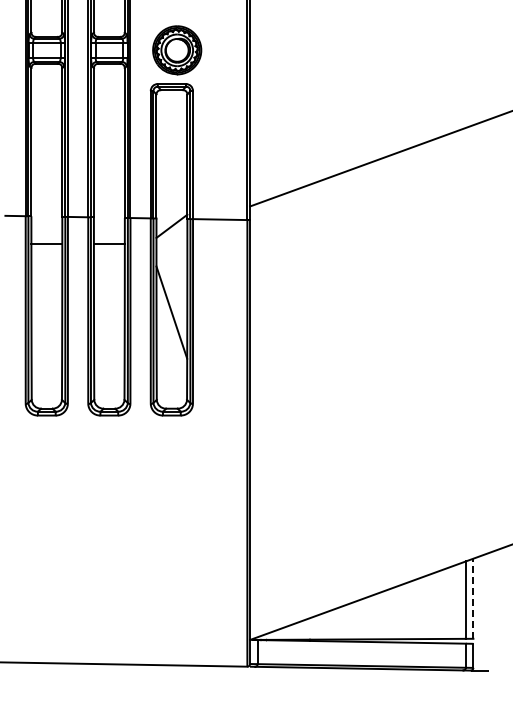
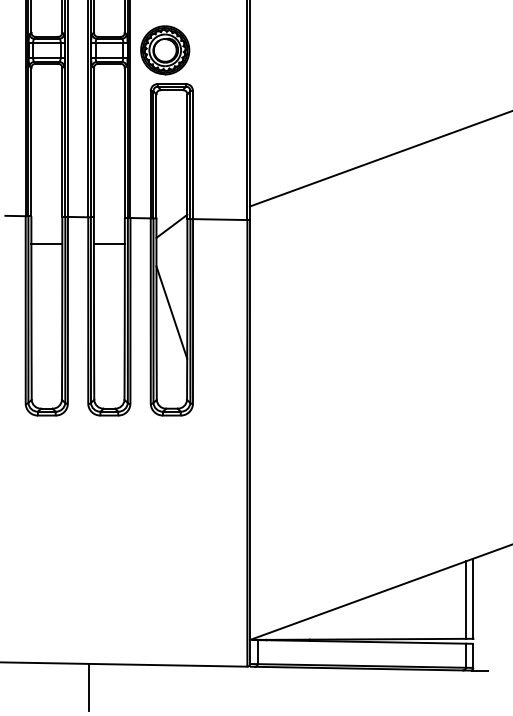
part position: (177, 50) -> (165, 50) (165, 50)
line: dashed -> solid (473, 598)
line: none -> present (89, 686)
